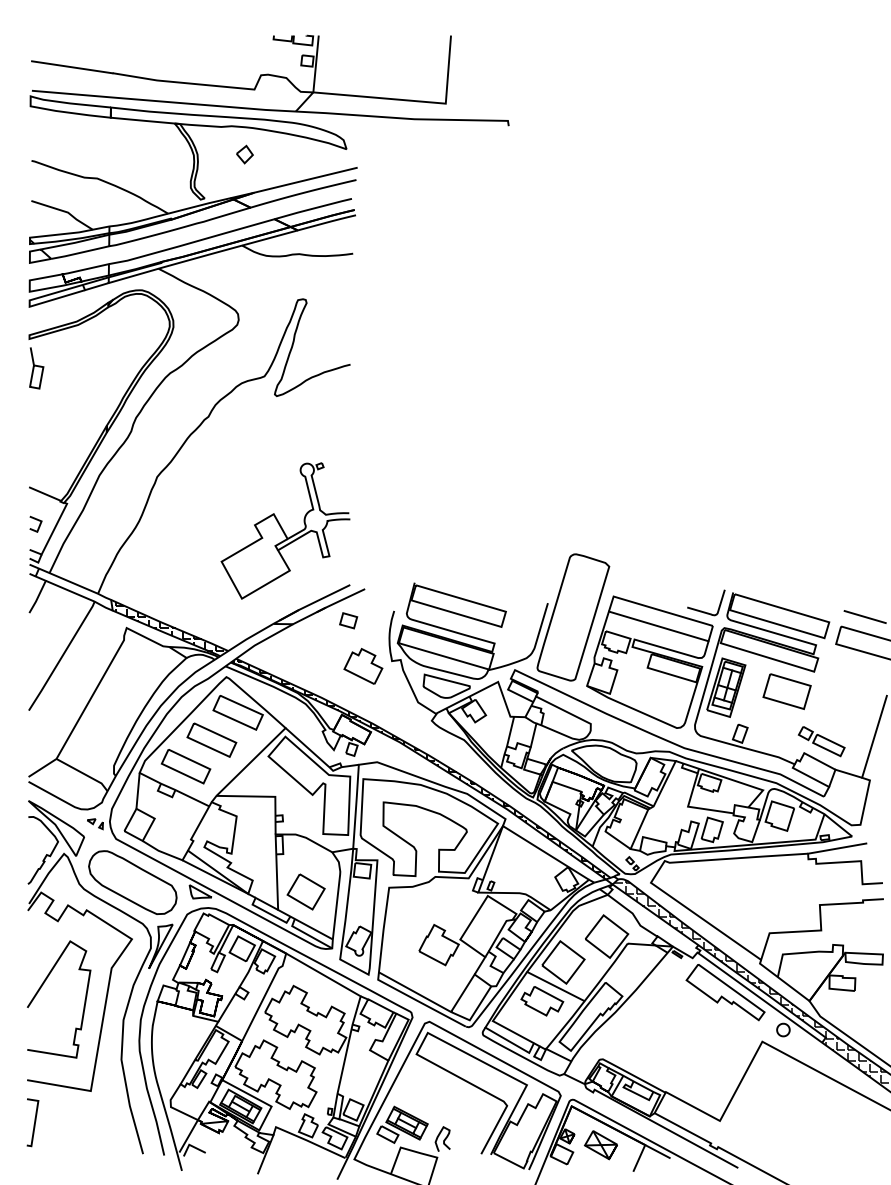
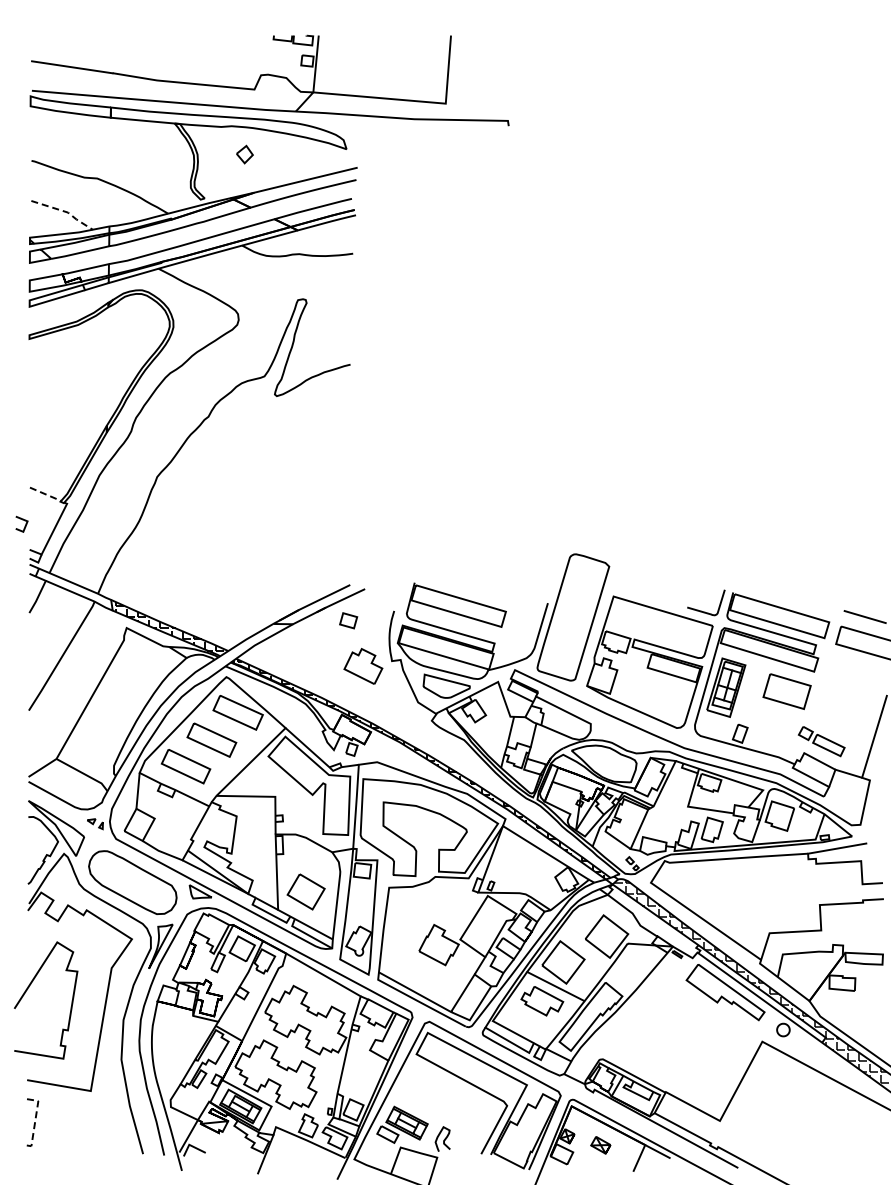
line: solid -> dashed (65, 211)
curve: present -> none (36, 366)
line: solid -> dashed (45, 494)
line position: (36, 520) -> (22, 520) (22, 520)
part: present -> none (285, 530)
line: present -> none (658, 626)
curve position: (42, 986) -> (29, 987) (29, 987)
line: solid -> dashed (35, 1120)
part size: 35x31 px -> 22x19 px (600, 1145)
